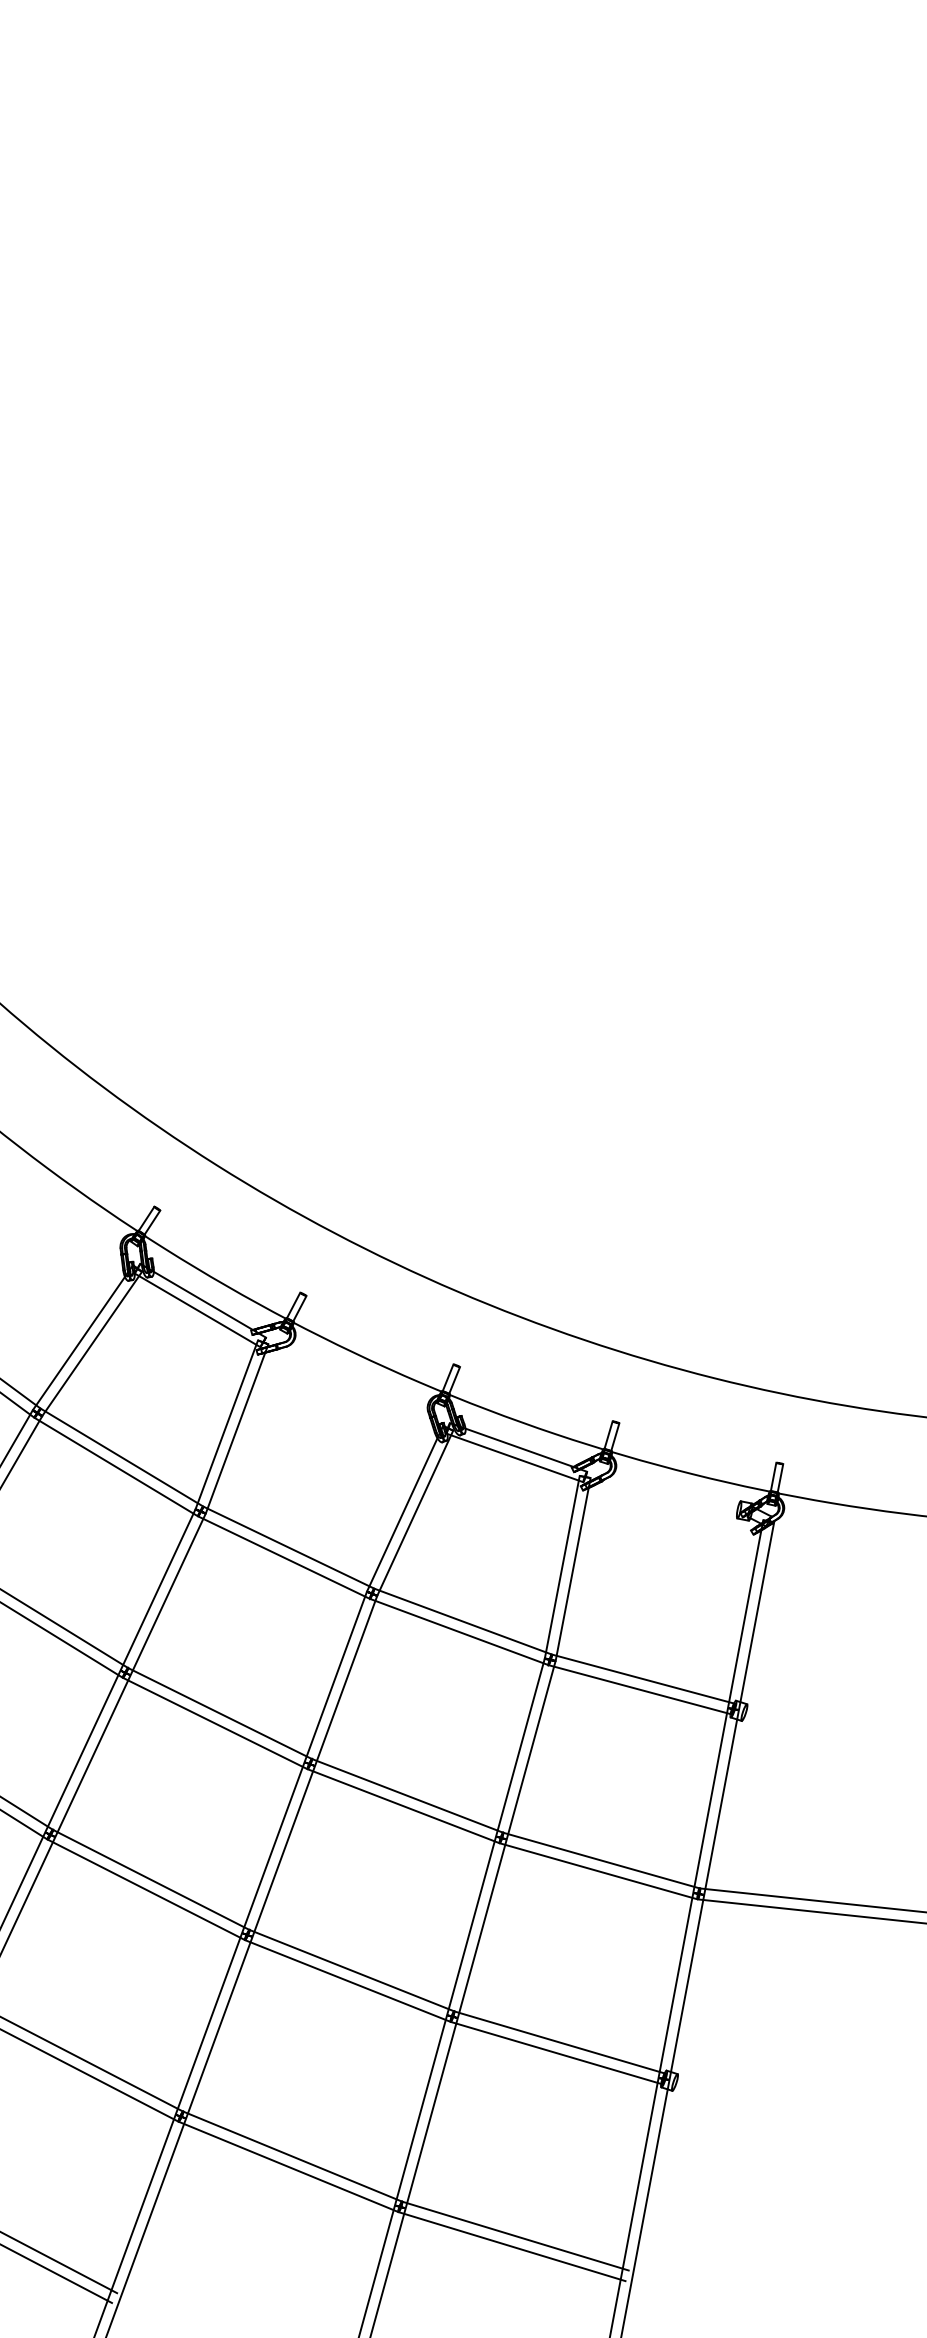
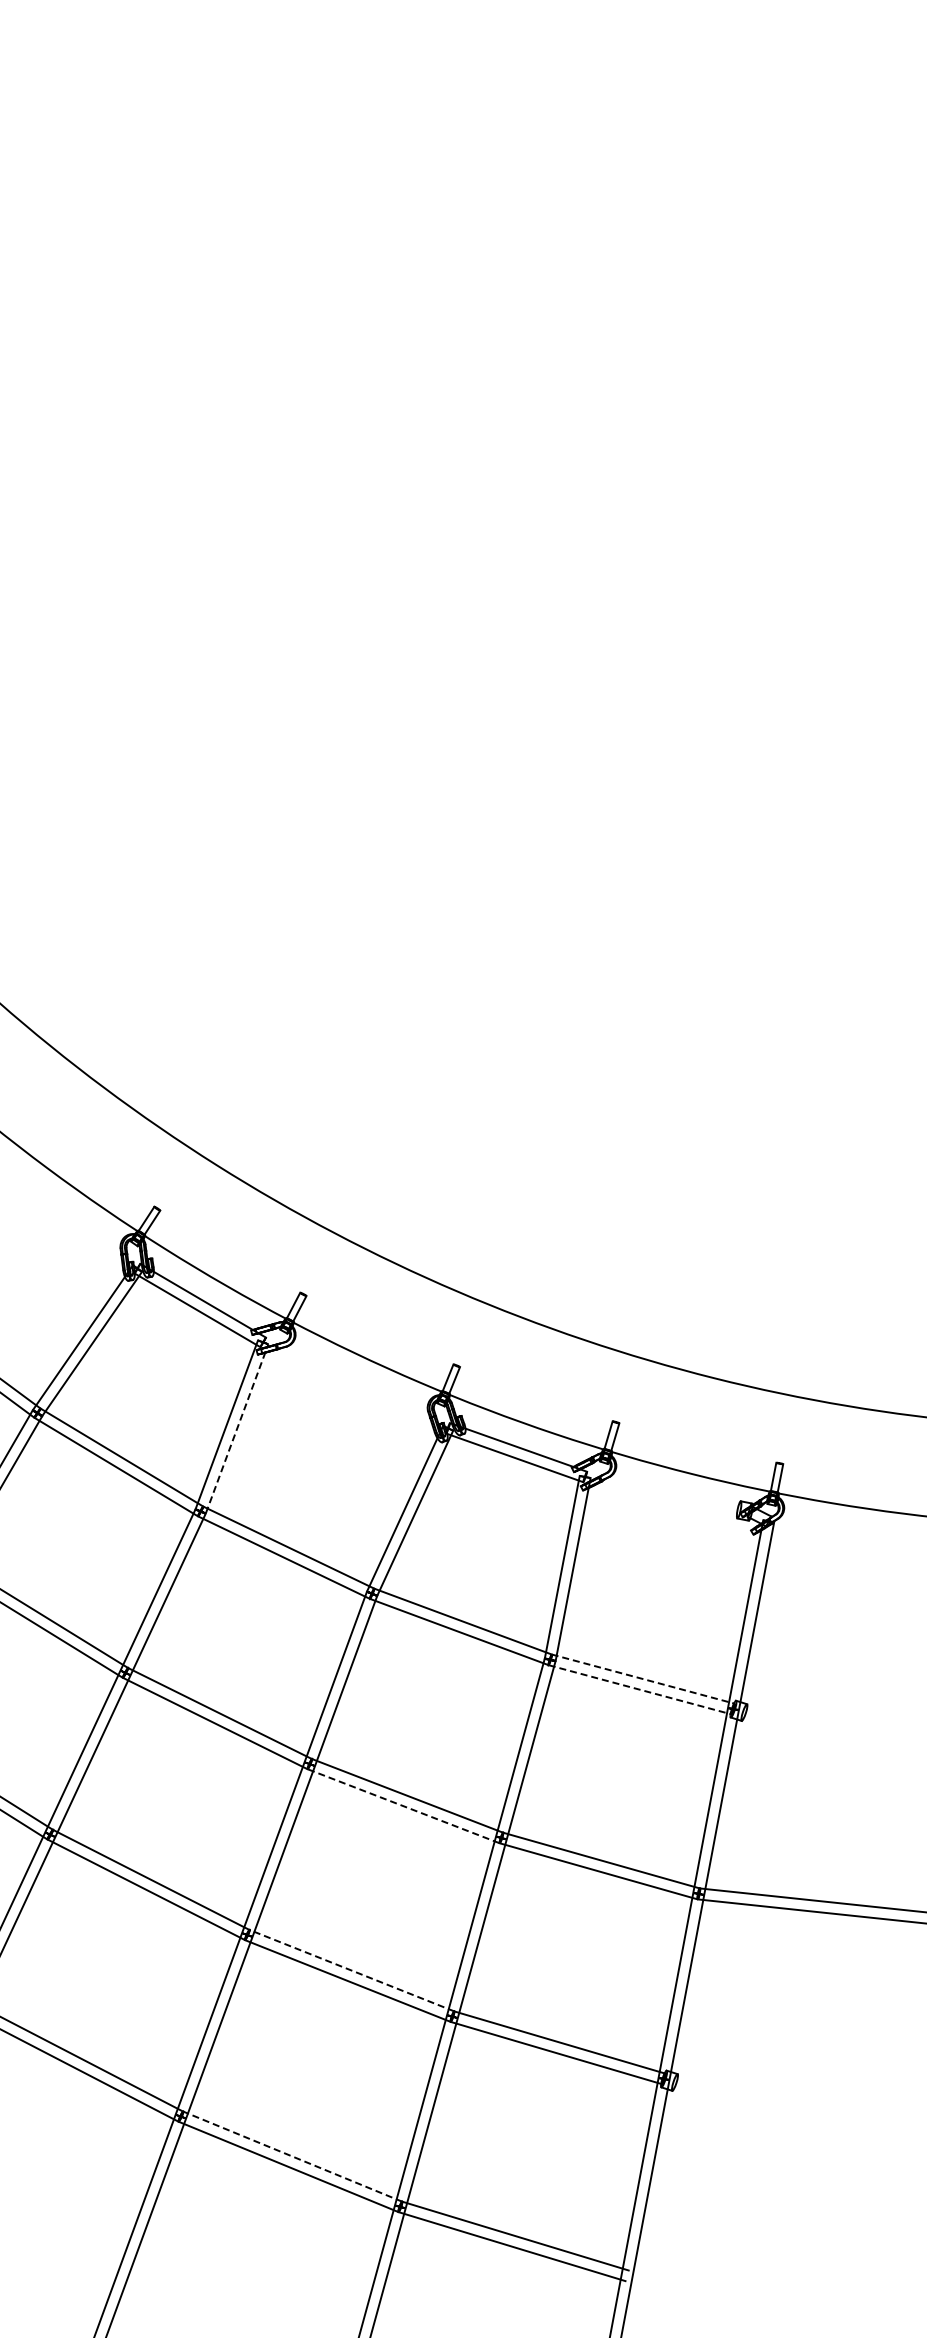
line: solid -> dashed (237, 1428)
line: solid -> dashed (643, 1679)
line: solid -> dashed (640, 1689)
line: solid -> dashed (403, 1806)
line: solid -> dashed (351, 1970)
line: solid -> dashed (292, 2156)
line: present -> none (59, 2262)
line: present -> none (56, 2273)
